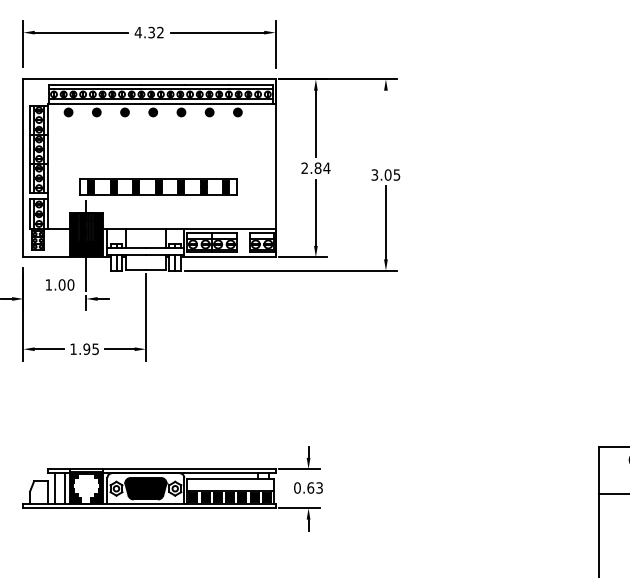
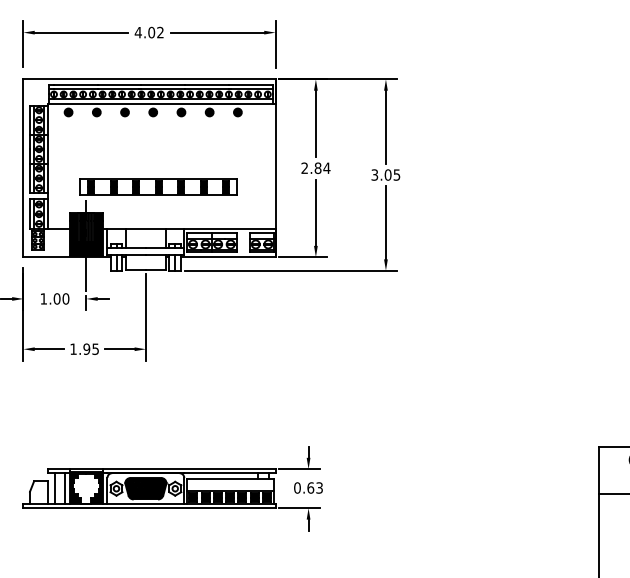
text: 4.32 -> 4.02 (151, 32)
line: none -> present (385, 126)
text position: (60, 284) -> (55, 298) (55, 298)
